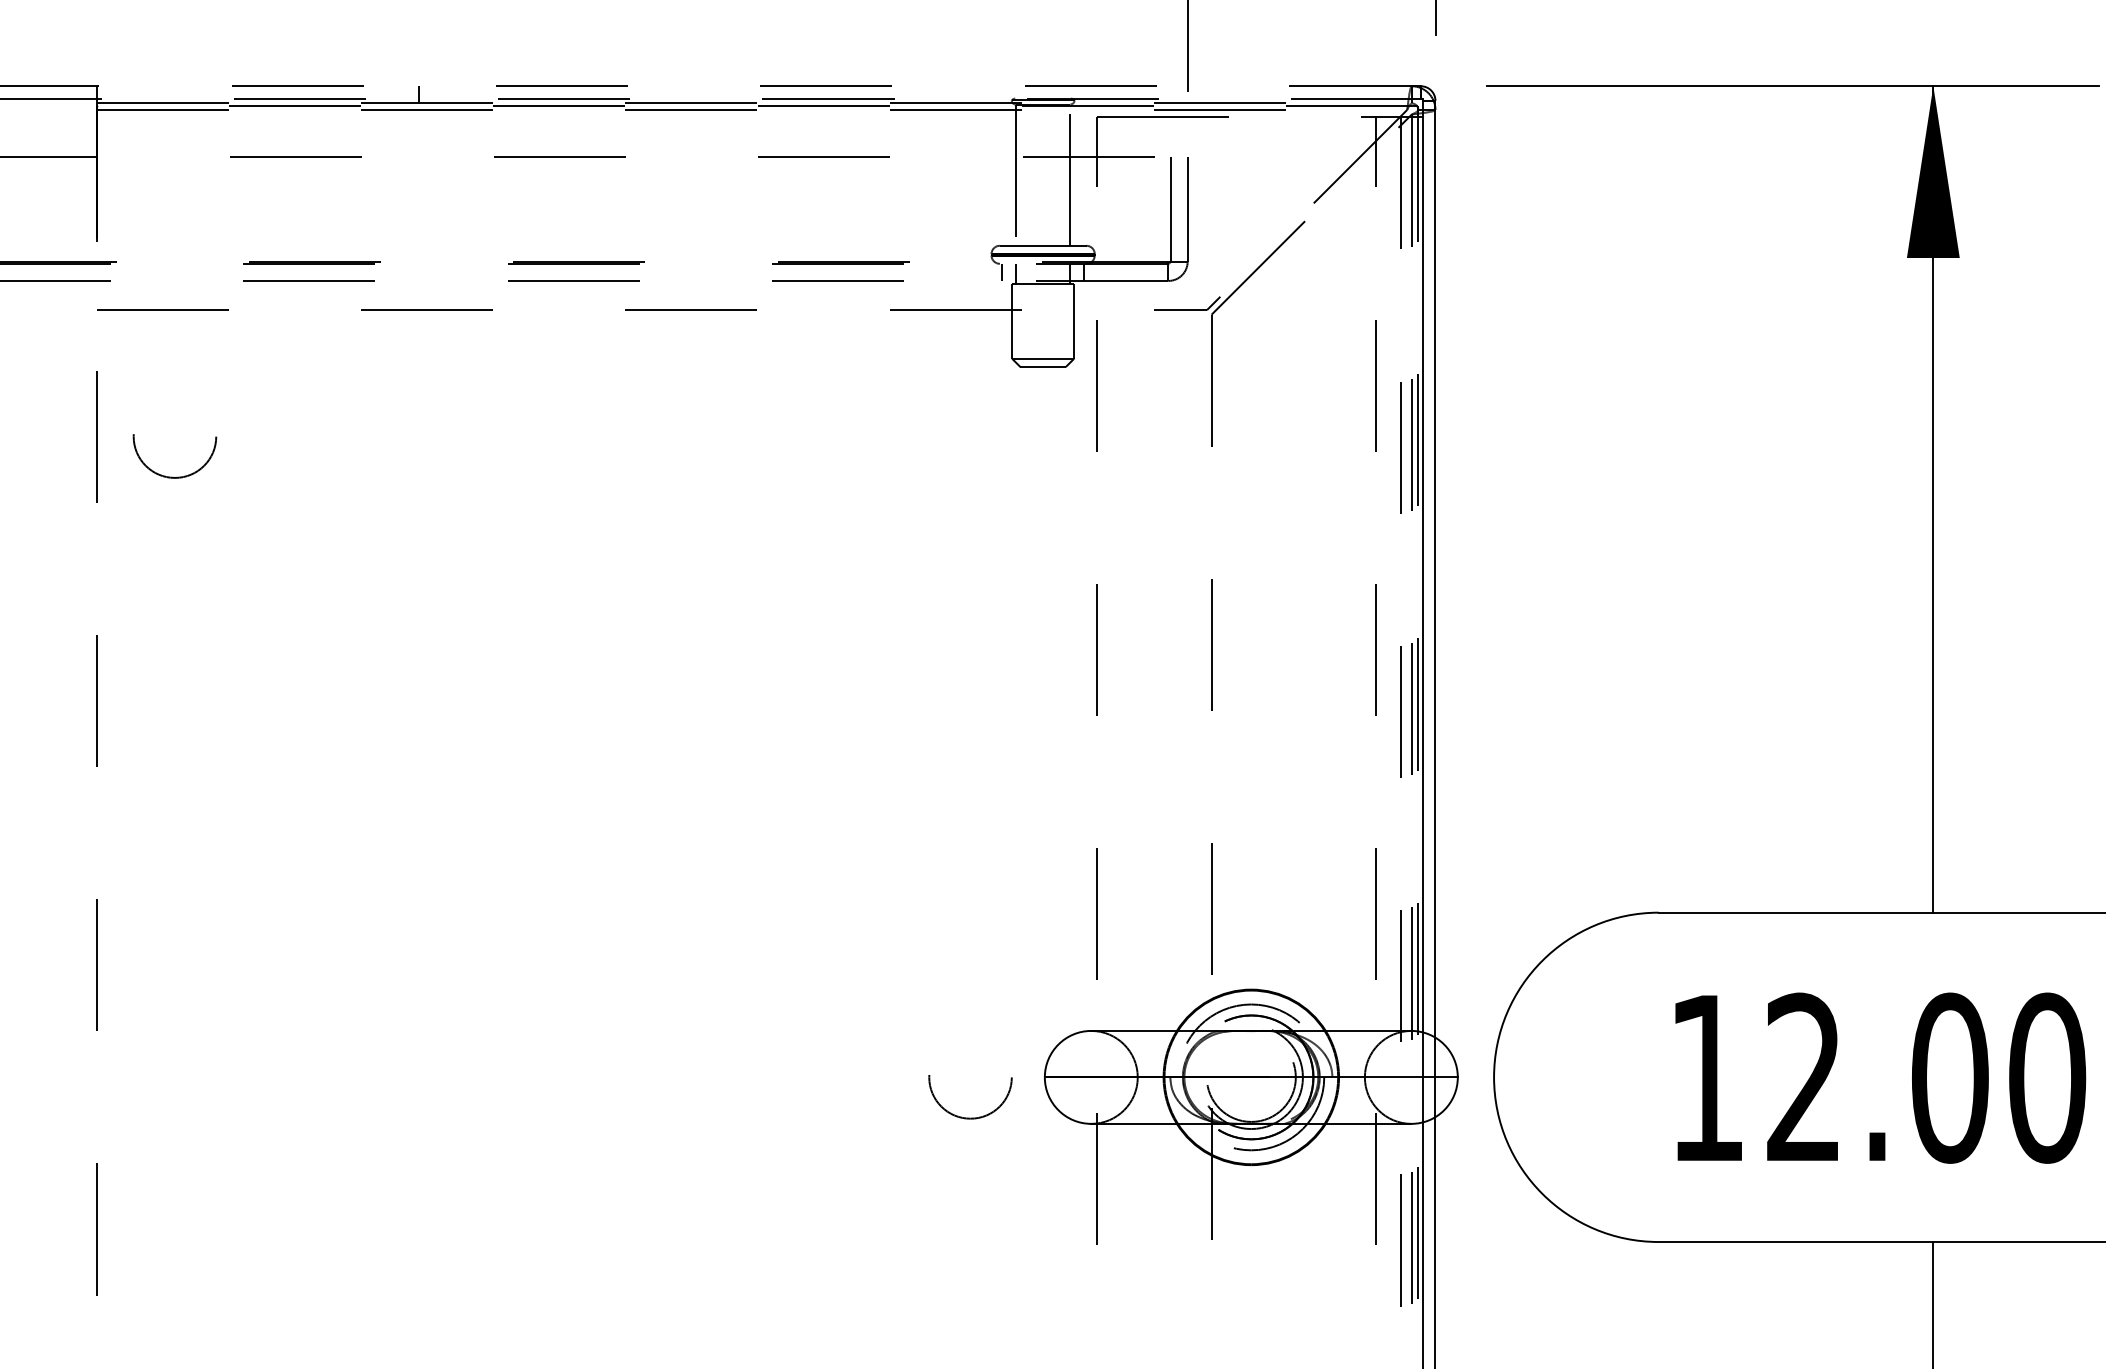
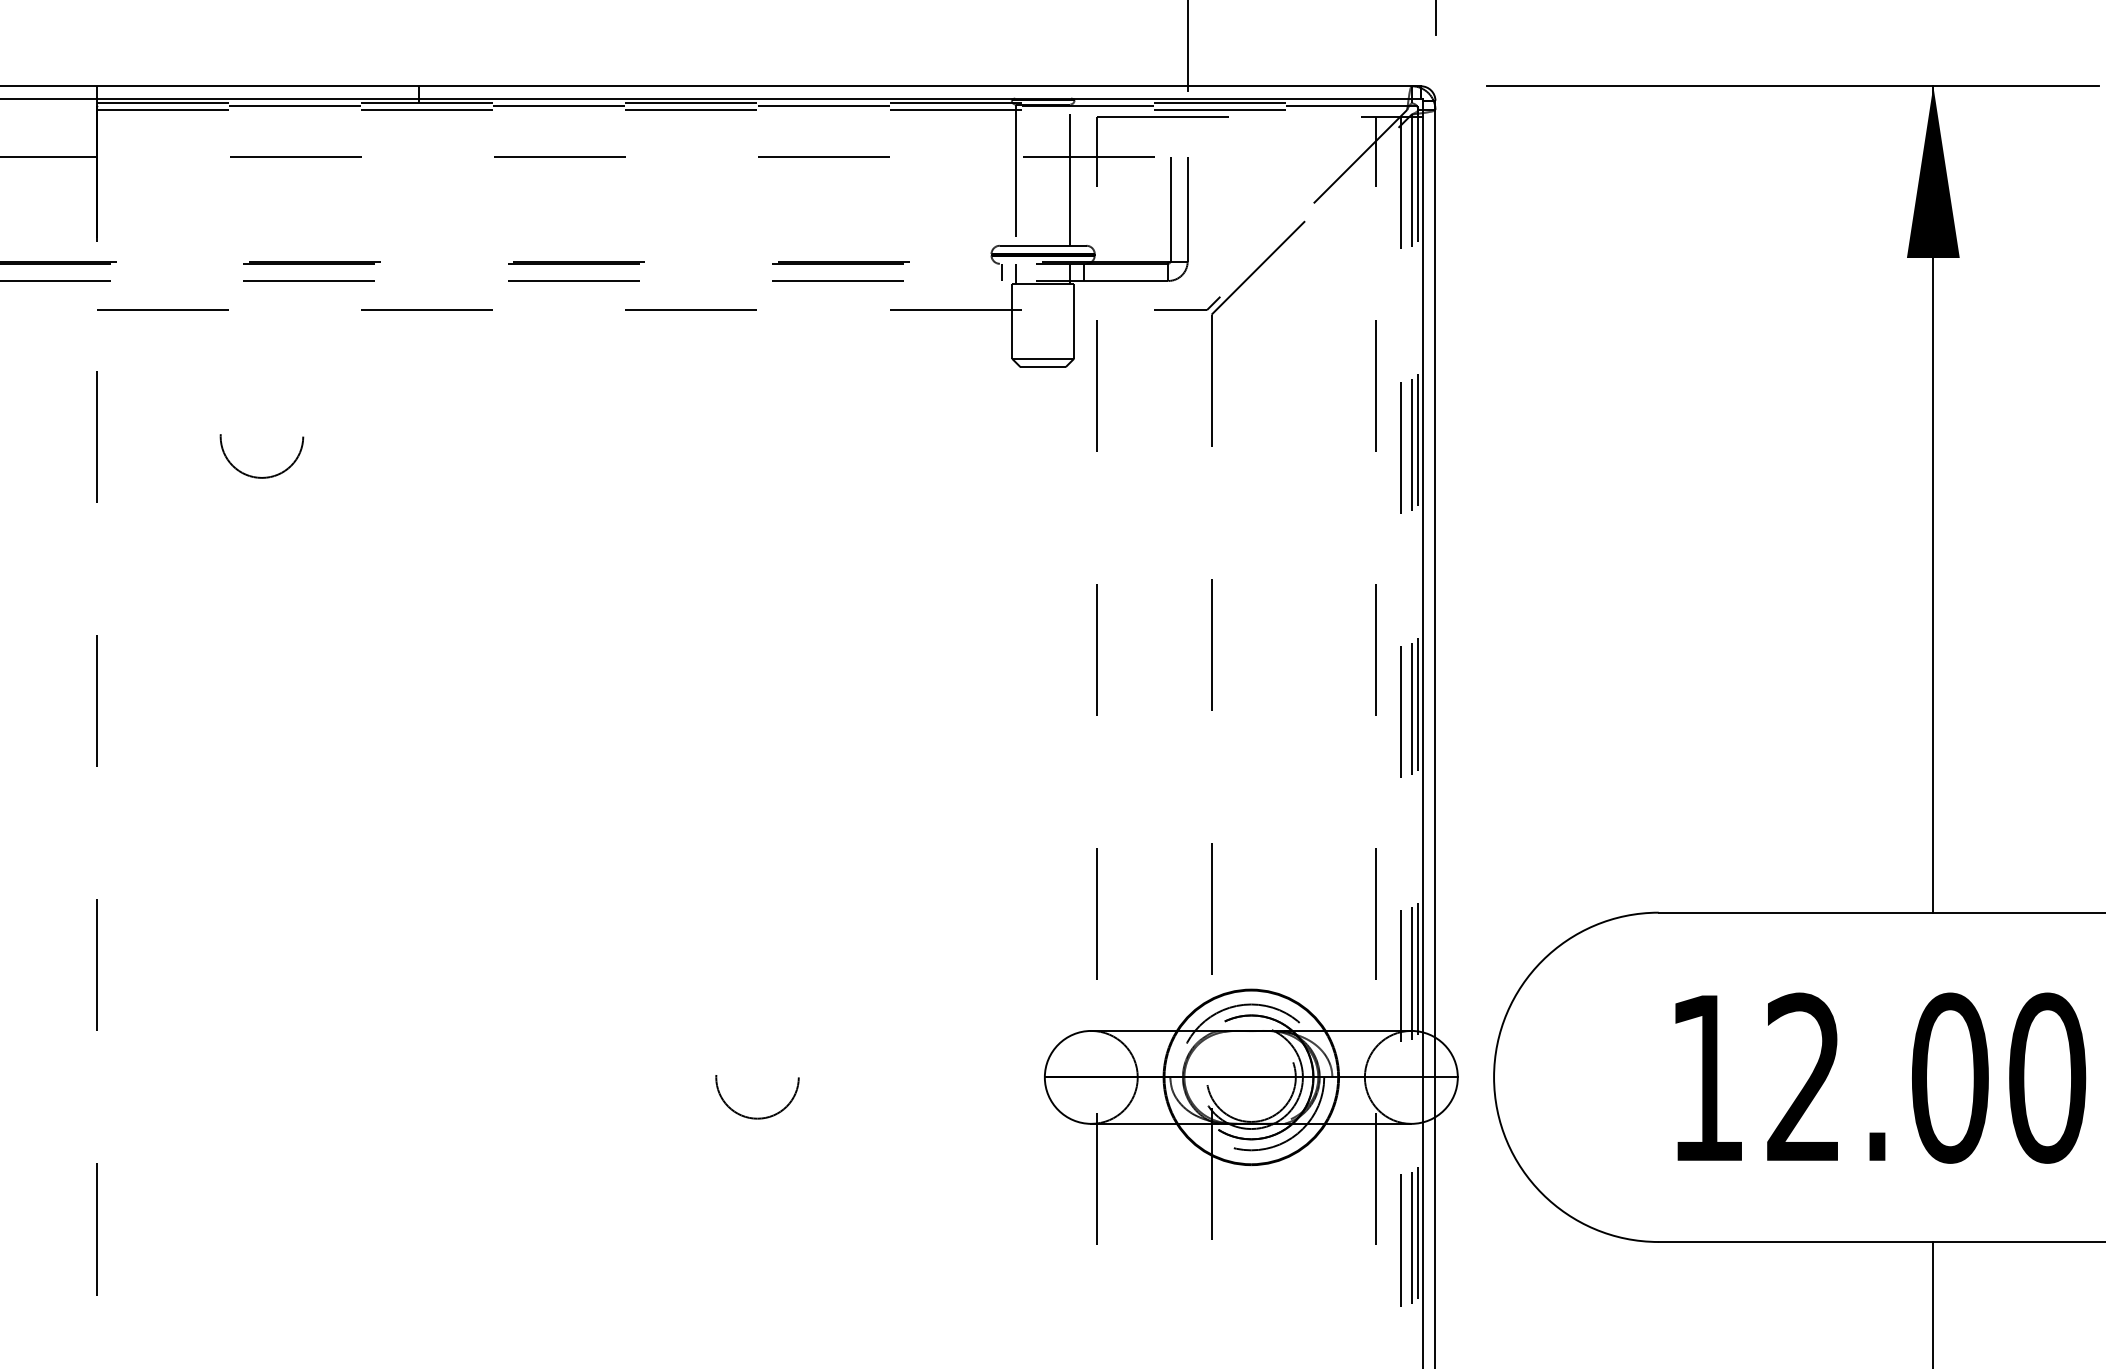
line: dashed -> solid (710, 86)
line: dashed -> solid (711, 98)
circle position: (174, 456) -> (261, 456) (261, 456)
circle position: (970, 1097) -> (757, 1097) (757, 1097)
